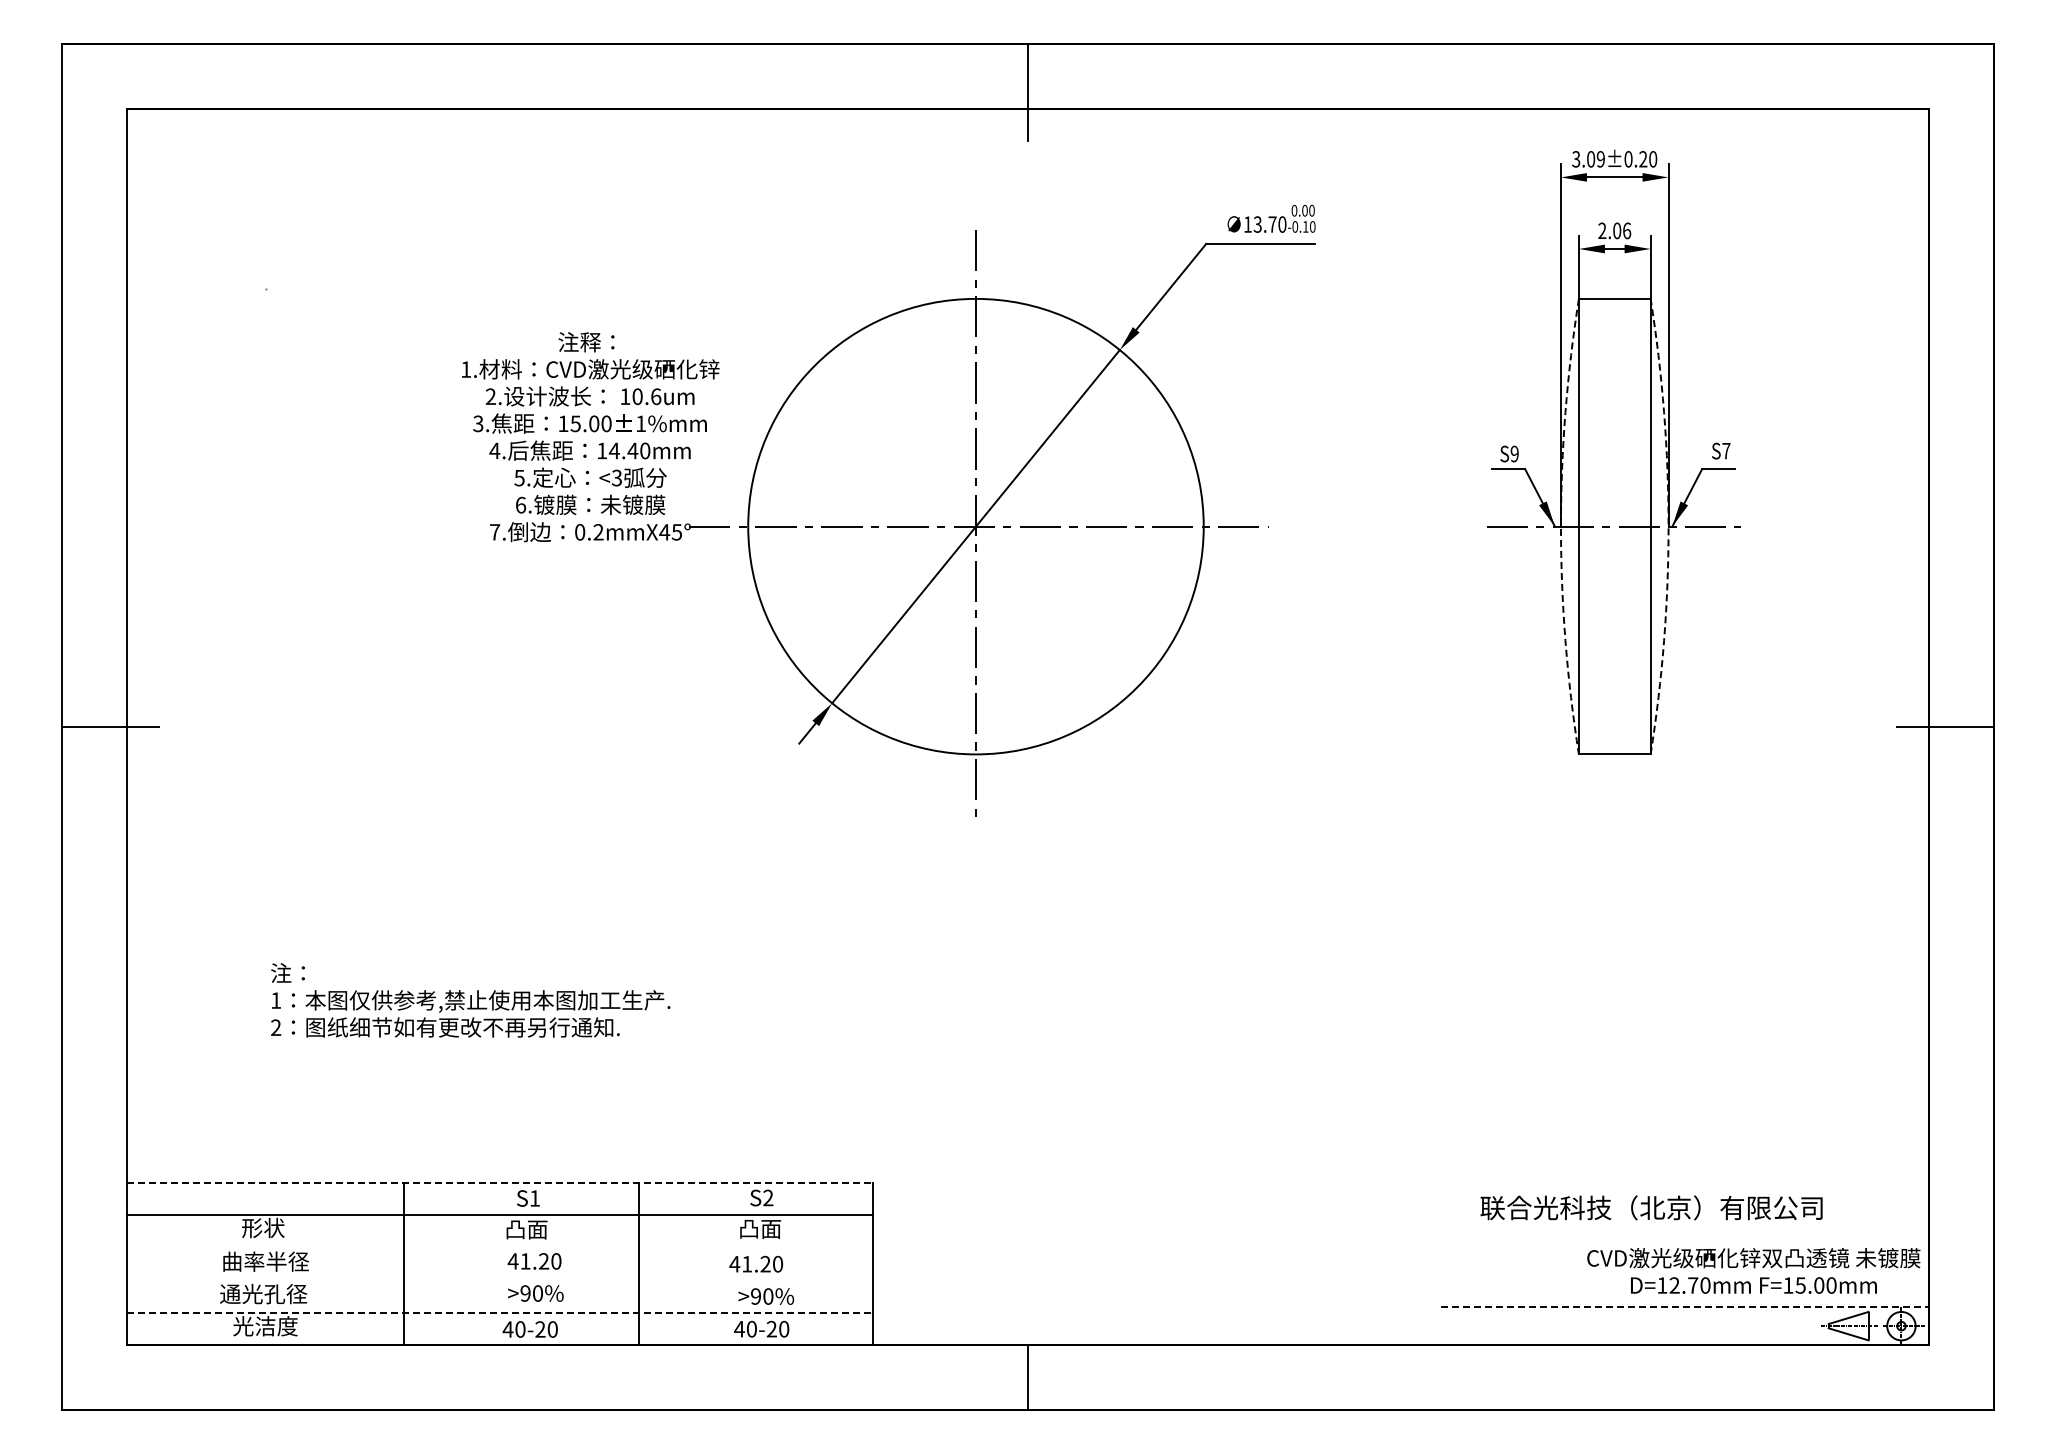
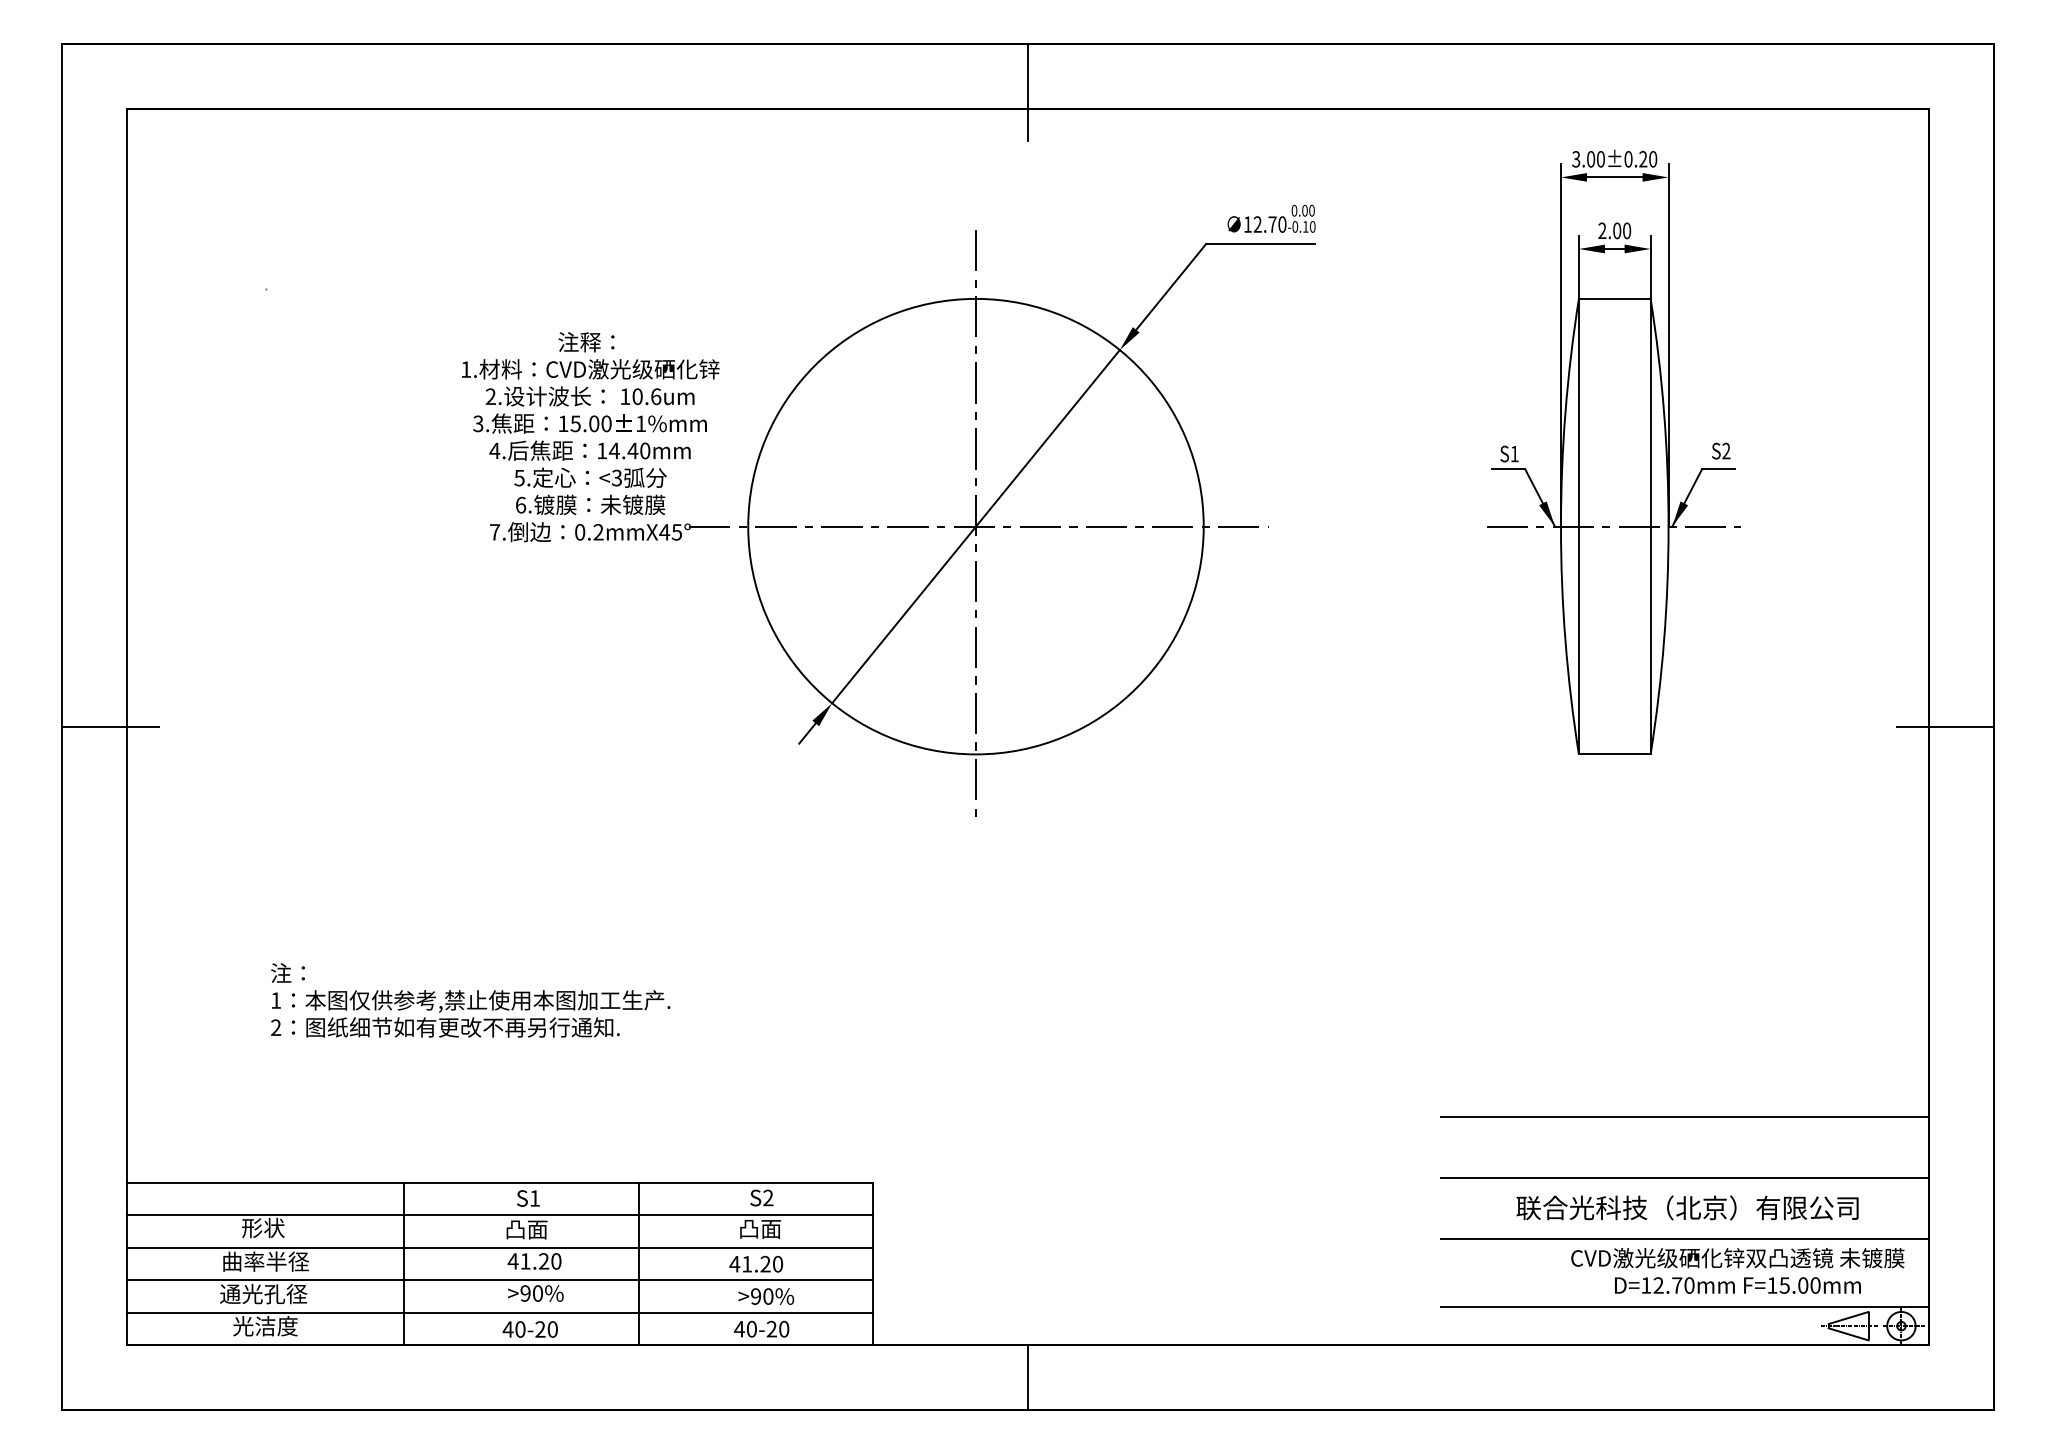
text: 3.09±0.20 -> 3.00±0.20 (1600, 159)
text: 13.70 -> 12.70 (1257, 224)
text: 2.06 -> 2.00 (1627, 230)
text: S7 -> S2 (1726, 450)
text: S9 -> S1 (1514, 453)
arc: dashed -> solid (1560, 526)
arc: dashed -> solid (1668, 526)
line: none -> present (1685, 1117)
line: none -> present (1685, 1178)
line: dashed -> solid (500, 1182)
text position: (1651, 1207) -> (1687, 1207) (1687, 1207)
line: none -> present (1685, 1238)
line: none -> present (499, 1247)
text position: (1753, 1270) -> (1737, 1270) (1737, 1270)
line: none -> present (499, 1280)
line: dashed -> solid (1685, 1307)
line: dashed -> solid (500, 1312)
